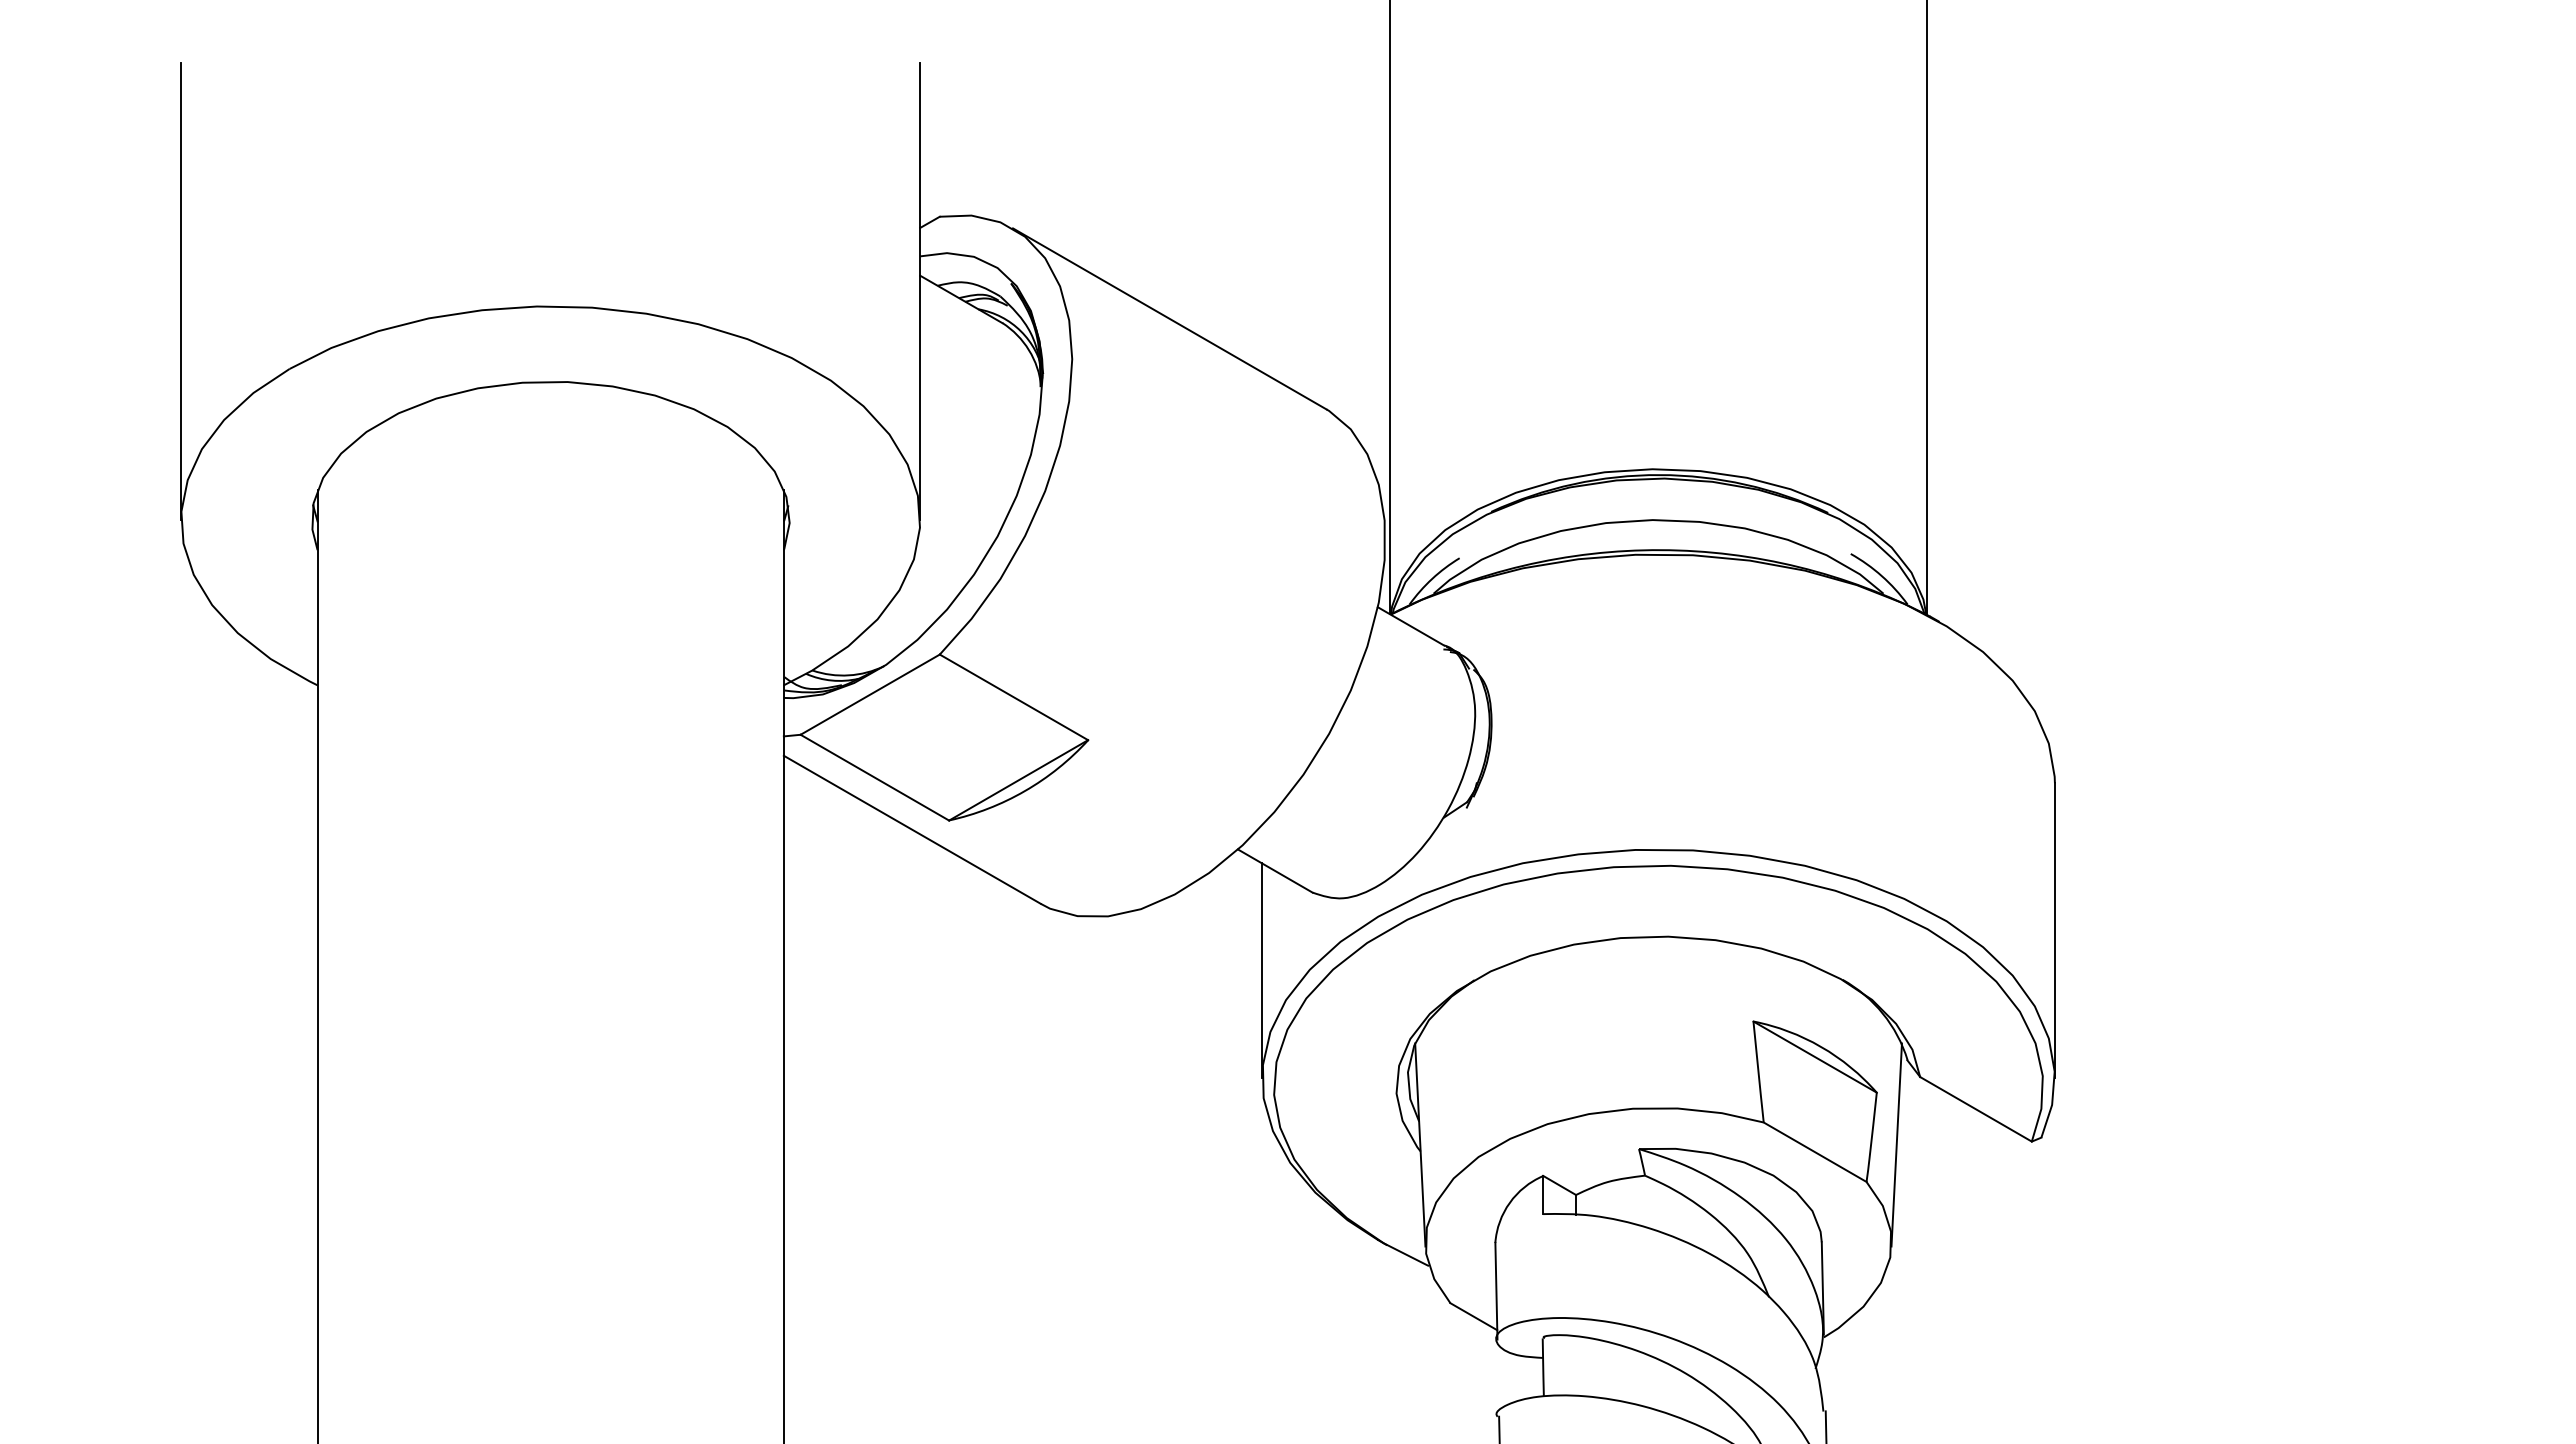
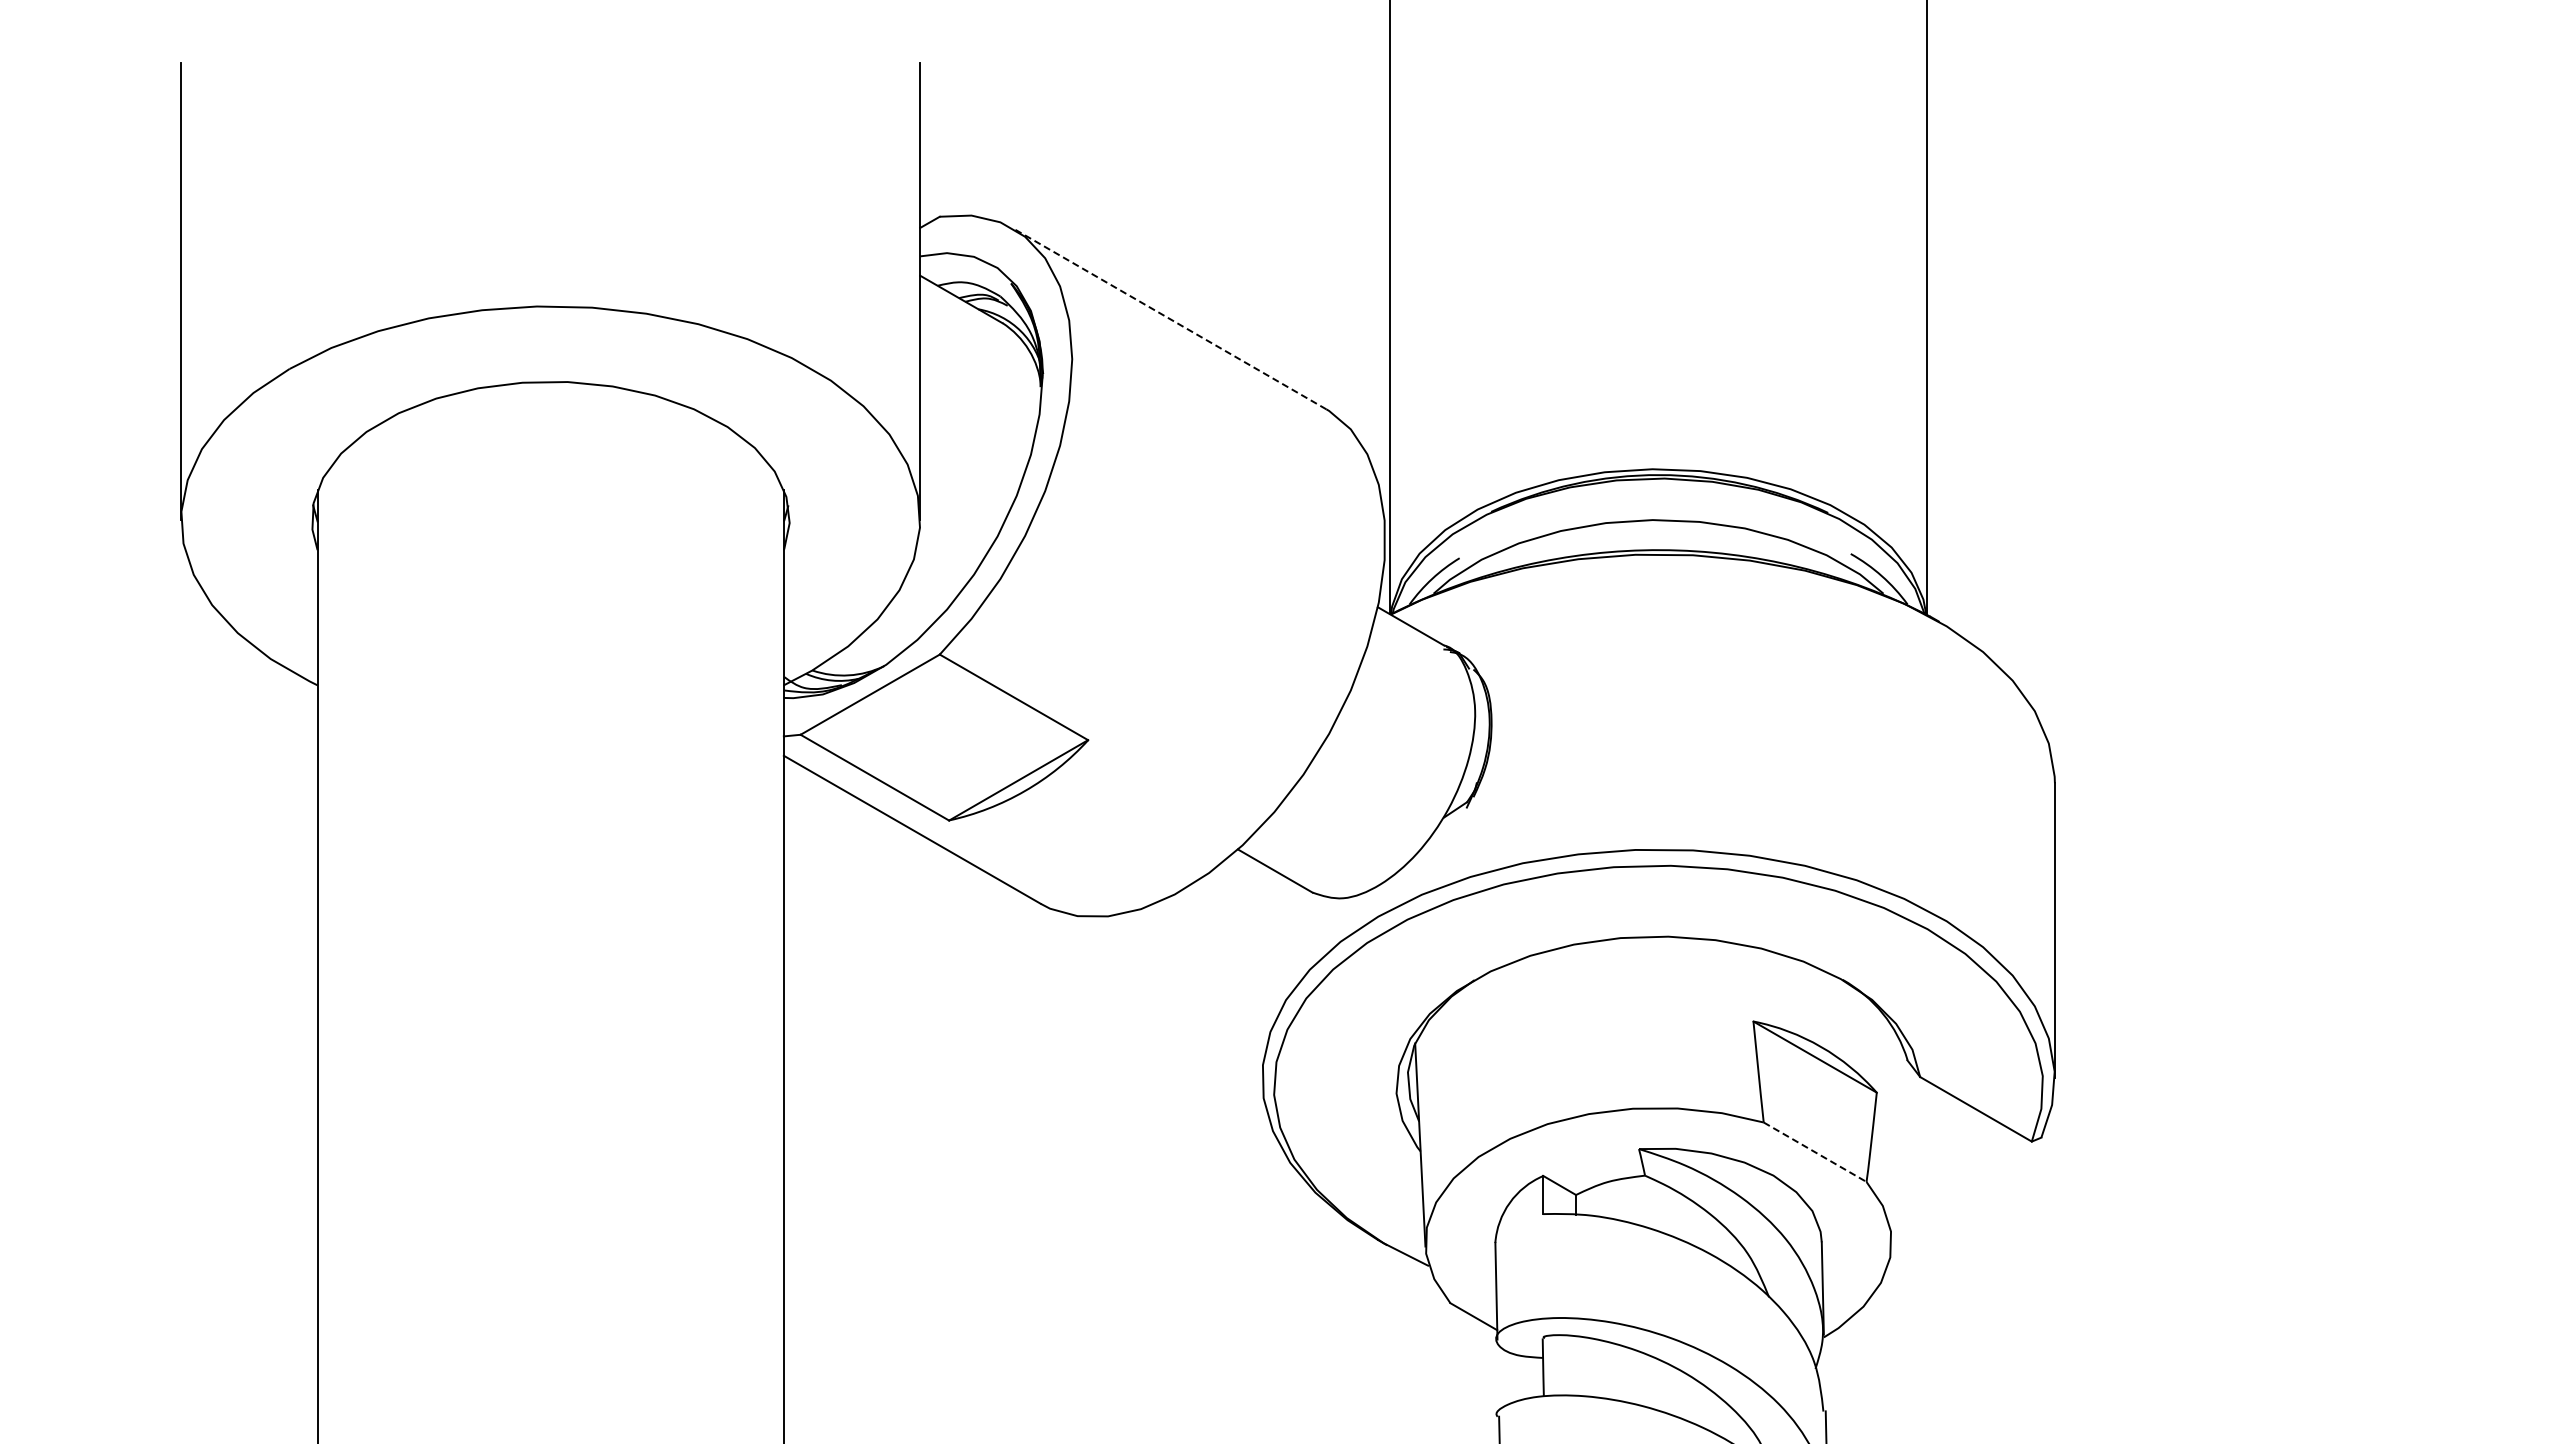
line: solid -> dashed (1169, 318)
line: present -> none (1262, 970)
line: present -> none (1896, 1144)
line: solid -> dashed (1815, 1152)
